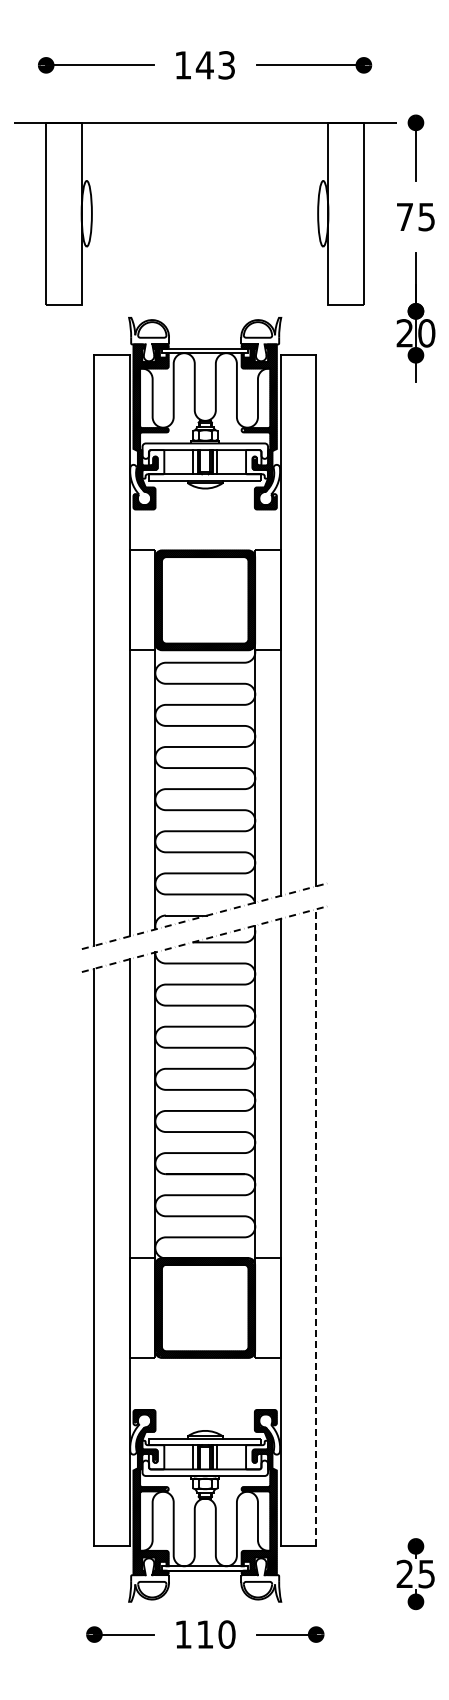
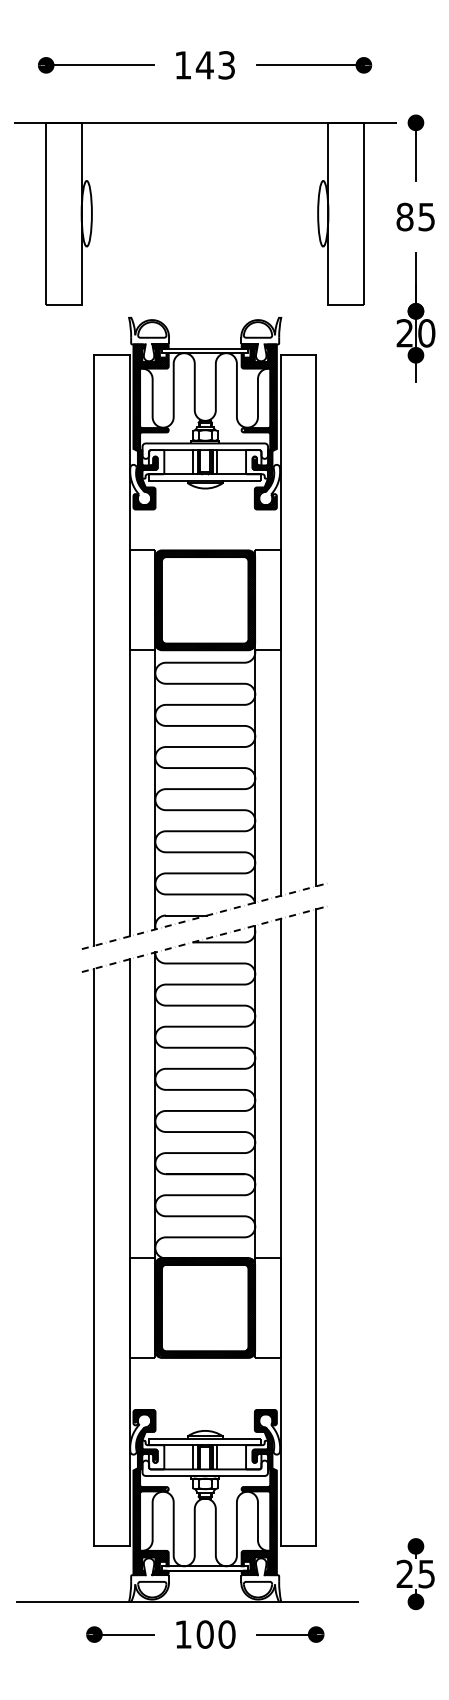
text: 75 -> 85 (404, 216)
line: dashed -> solid (316, 1227)
line: none -> present (187, 1601)
text: 110 -> 100 (204, 1634)
